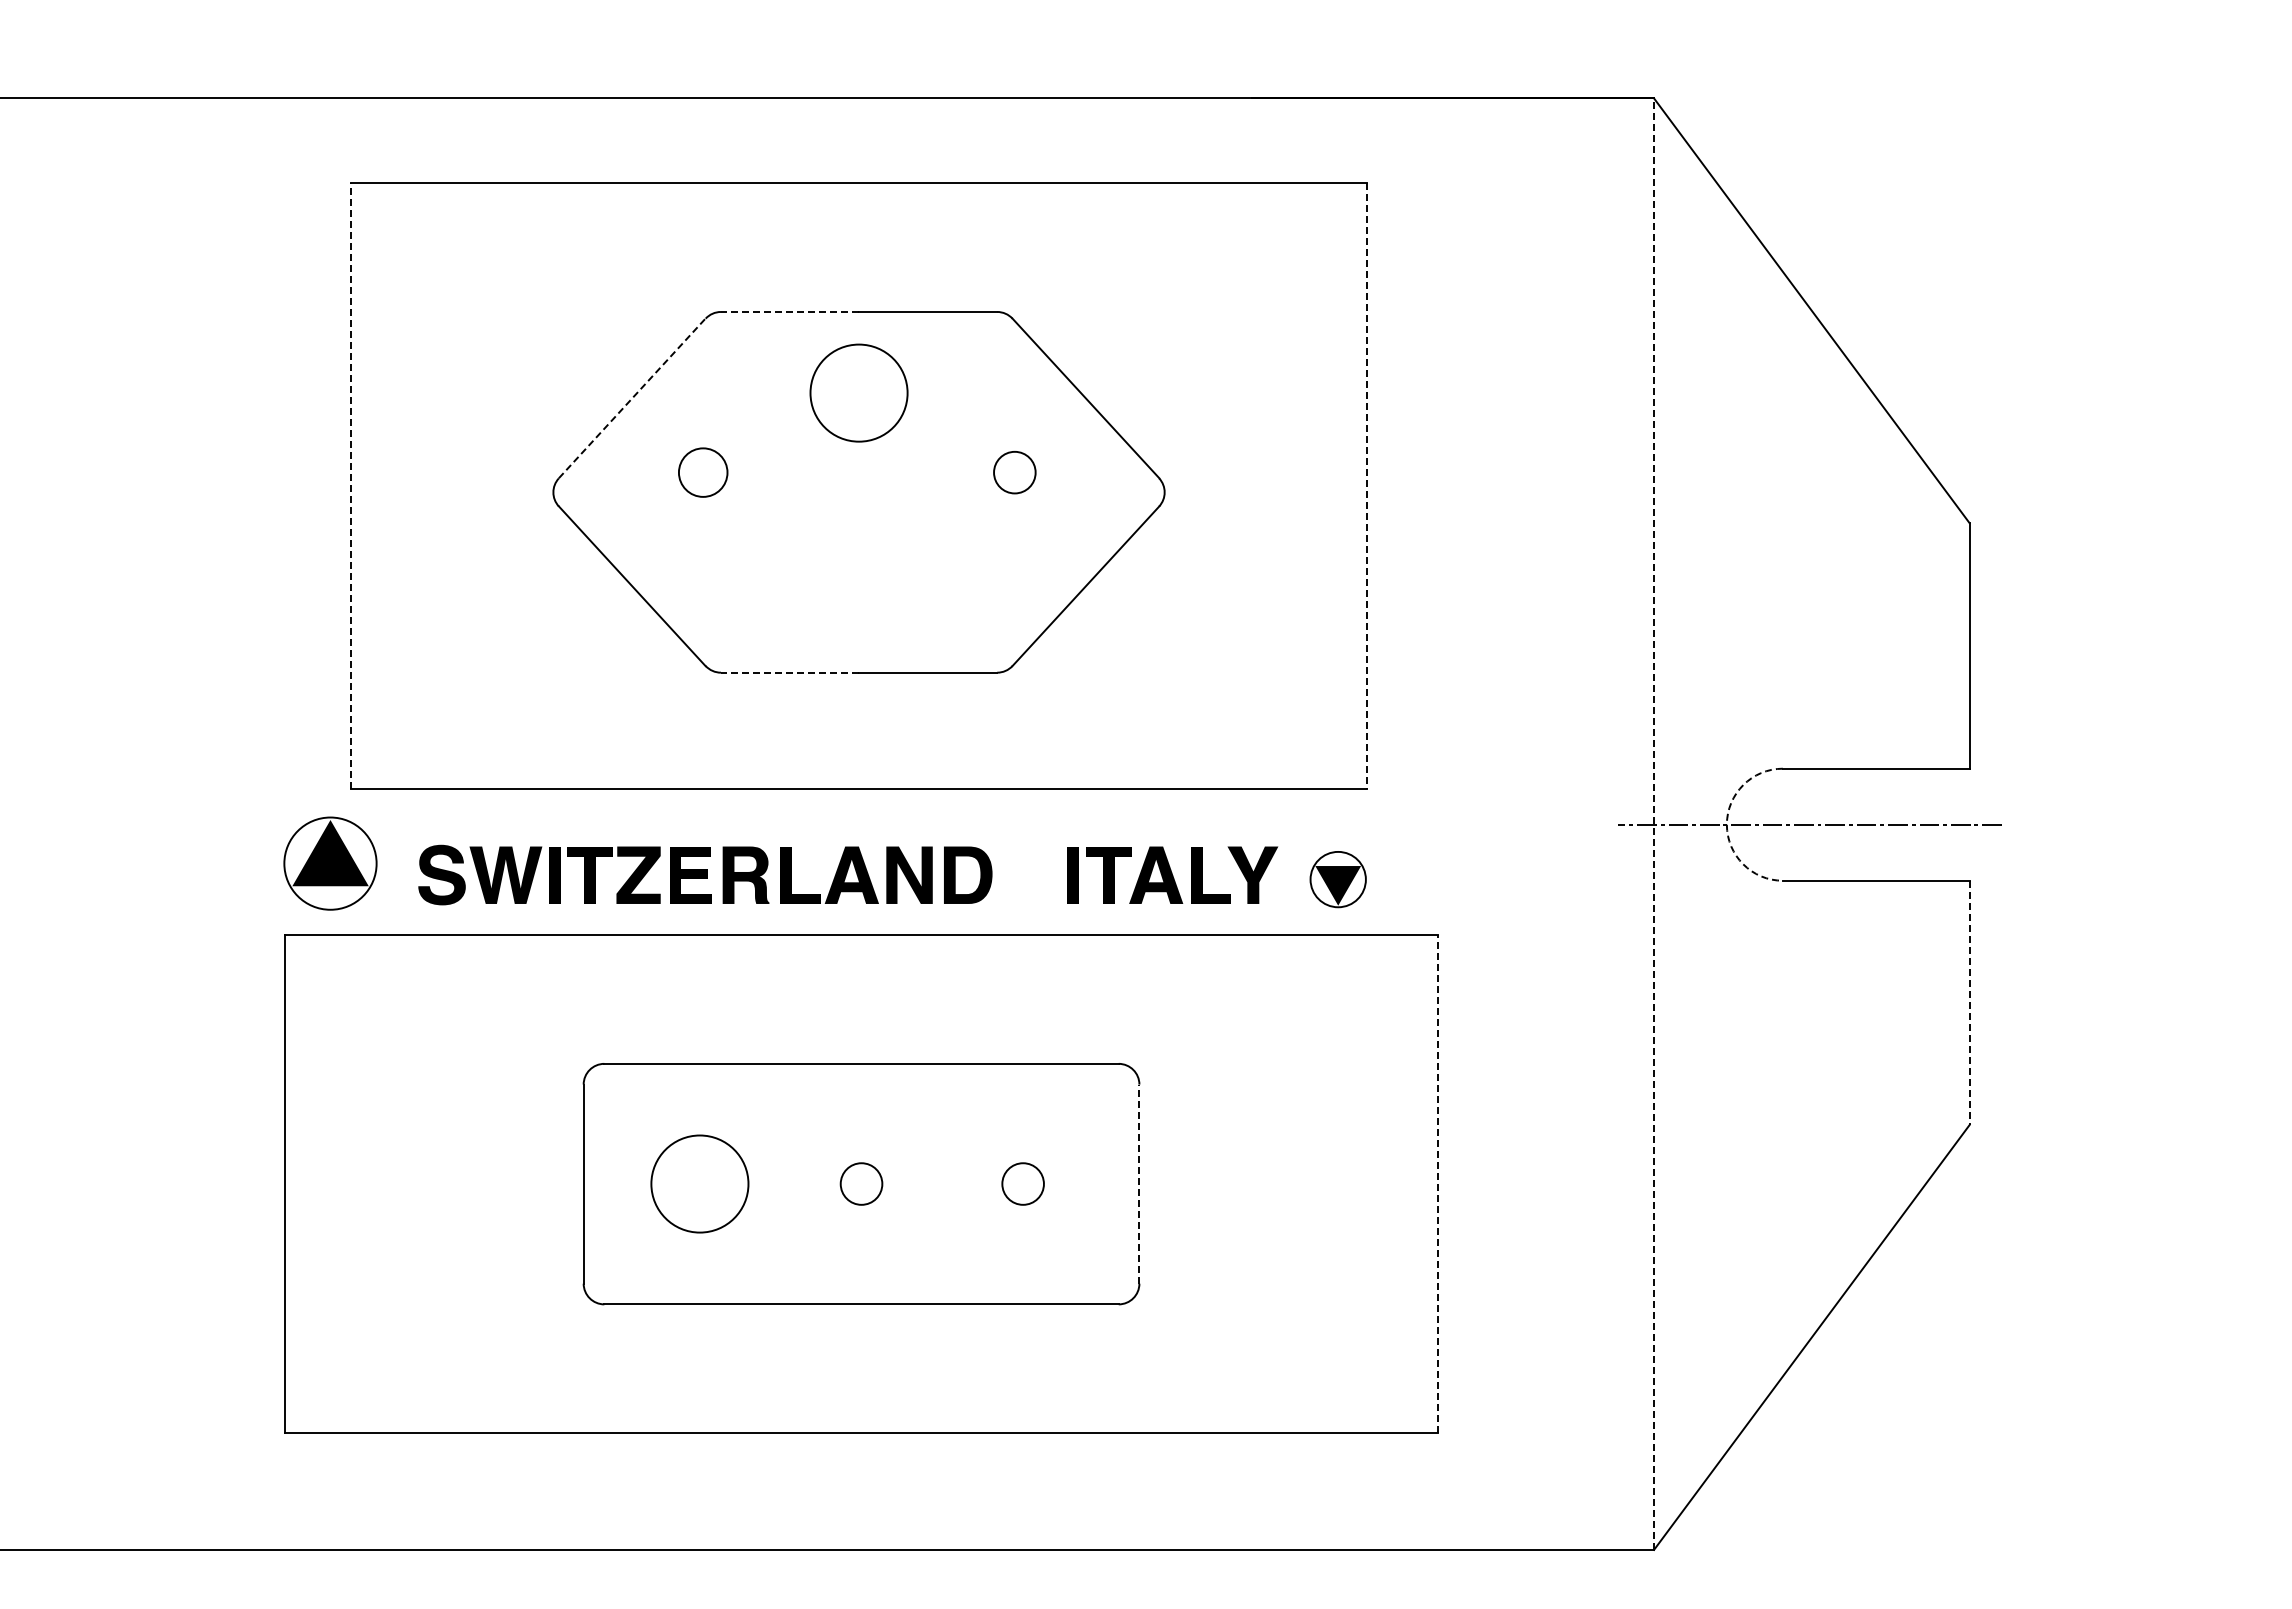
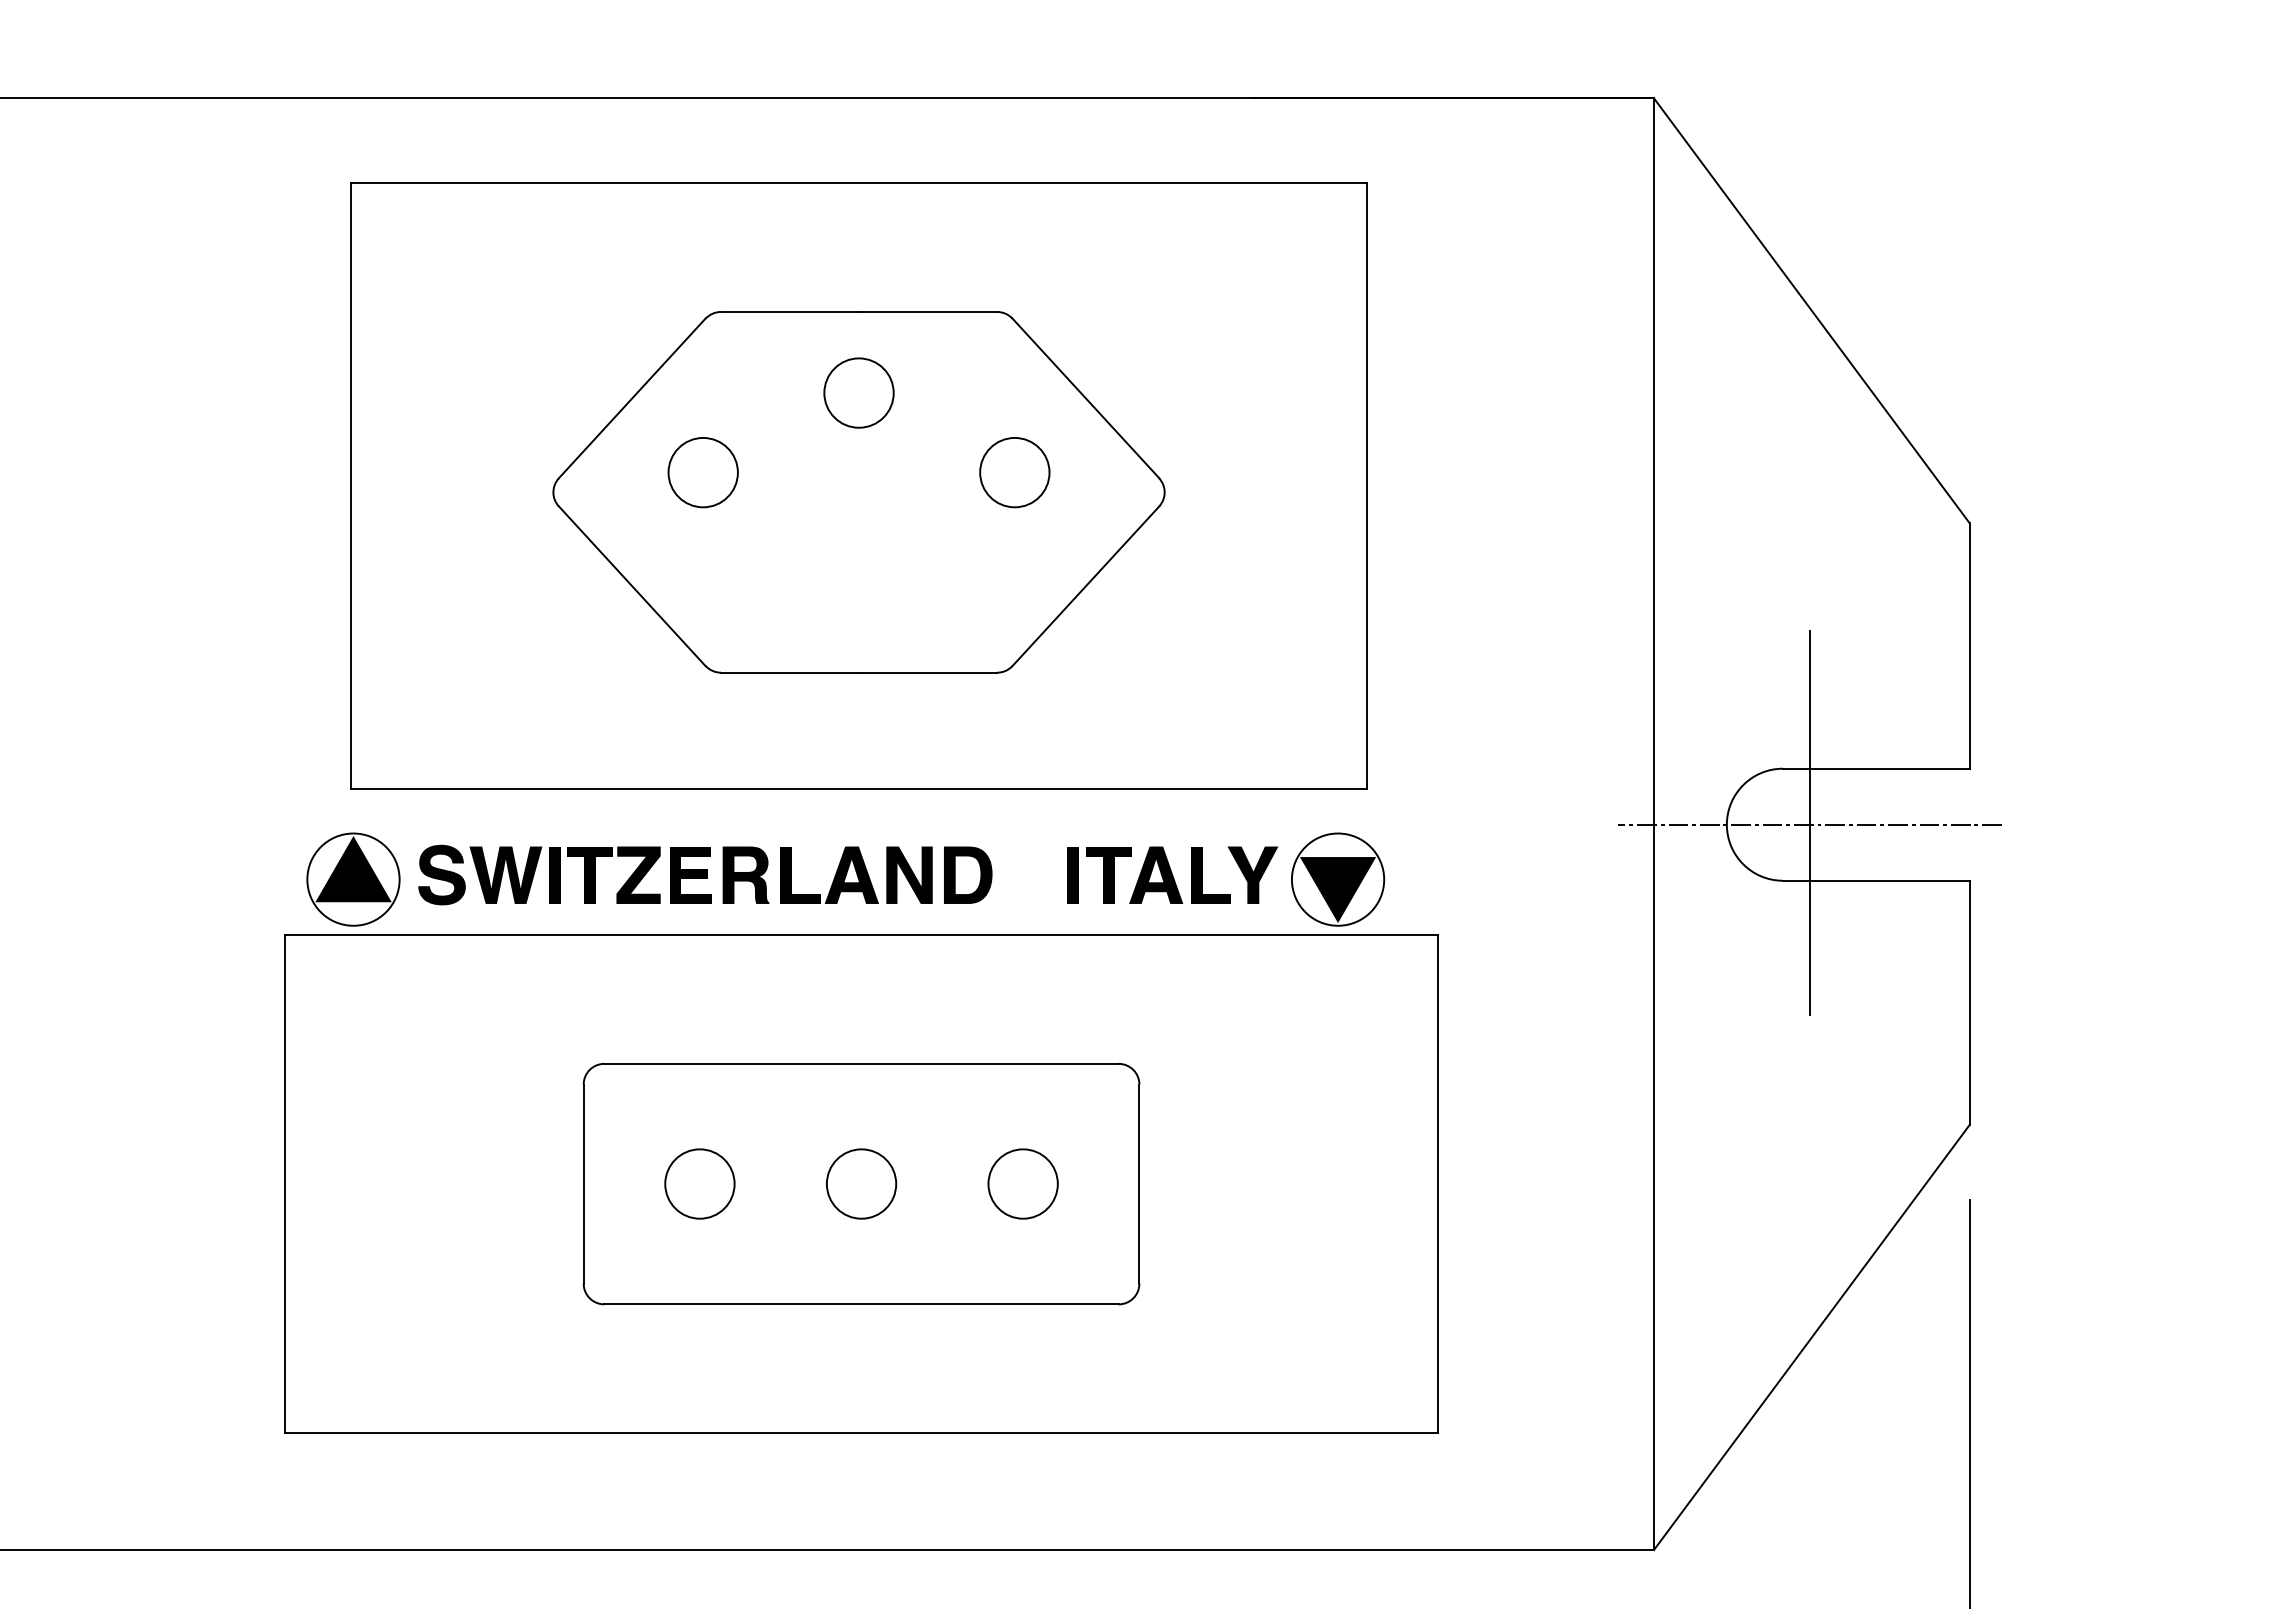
line: dashed -> solid (789, 311)
circle size: 100x100 px -> 72x72 px (858, 392)
line: dashed -> solid (632, 398)
circle diameter: 49 px -> 69 px (702, 472)
circle diameter: 42 px -> 69 px (1014, 472)
line: dashed -> solid (350, 486)
line: dashed -> solid (1367, 486)
line: dashed -> solid (789, 672)
line: none -> present (1810, 822)
line: dashed -> solid (1654, 824)
arc: dashed -> solid (1726, 824)
part position: (330, 863) -> (353, 879) (353, 879)
part size: 58x58 px -> 95x95 px (1338, 879)
line: dashed -> solid (1969, 1003)
circle diameter: 97 px -> 69 px (699, 1183)
circle diameter: 42 px -> 69 px (861, 1183)
circle diameter: 42 px -> 69 px (1022, 1183)
line: dashed -> solid (1139, 1184)
line: dashed -> solid (1438, 1184)
line: none -> present (1969, 1402)
